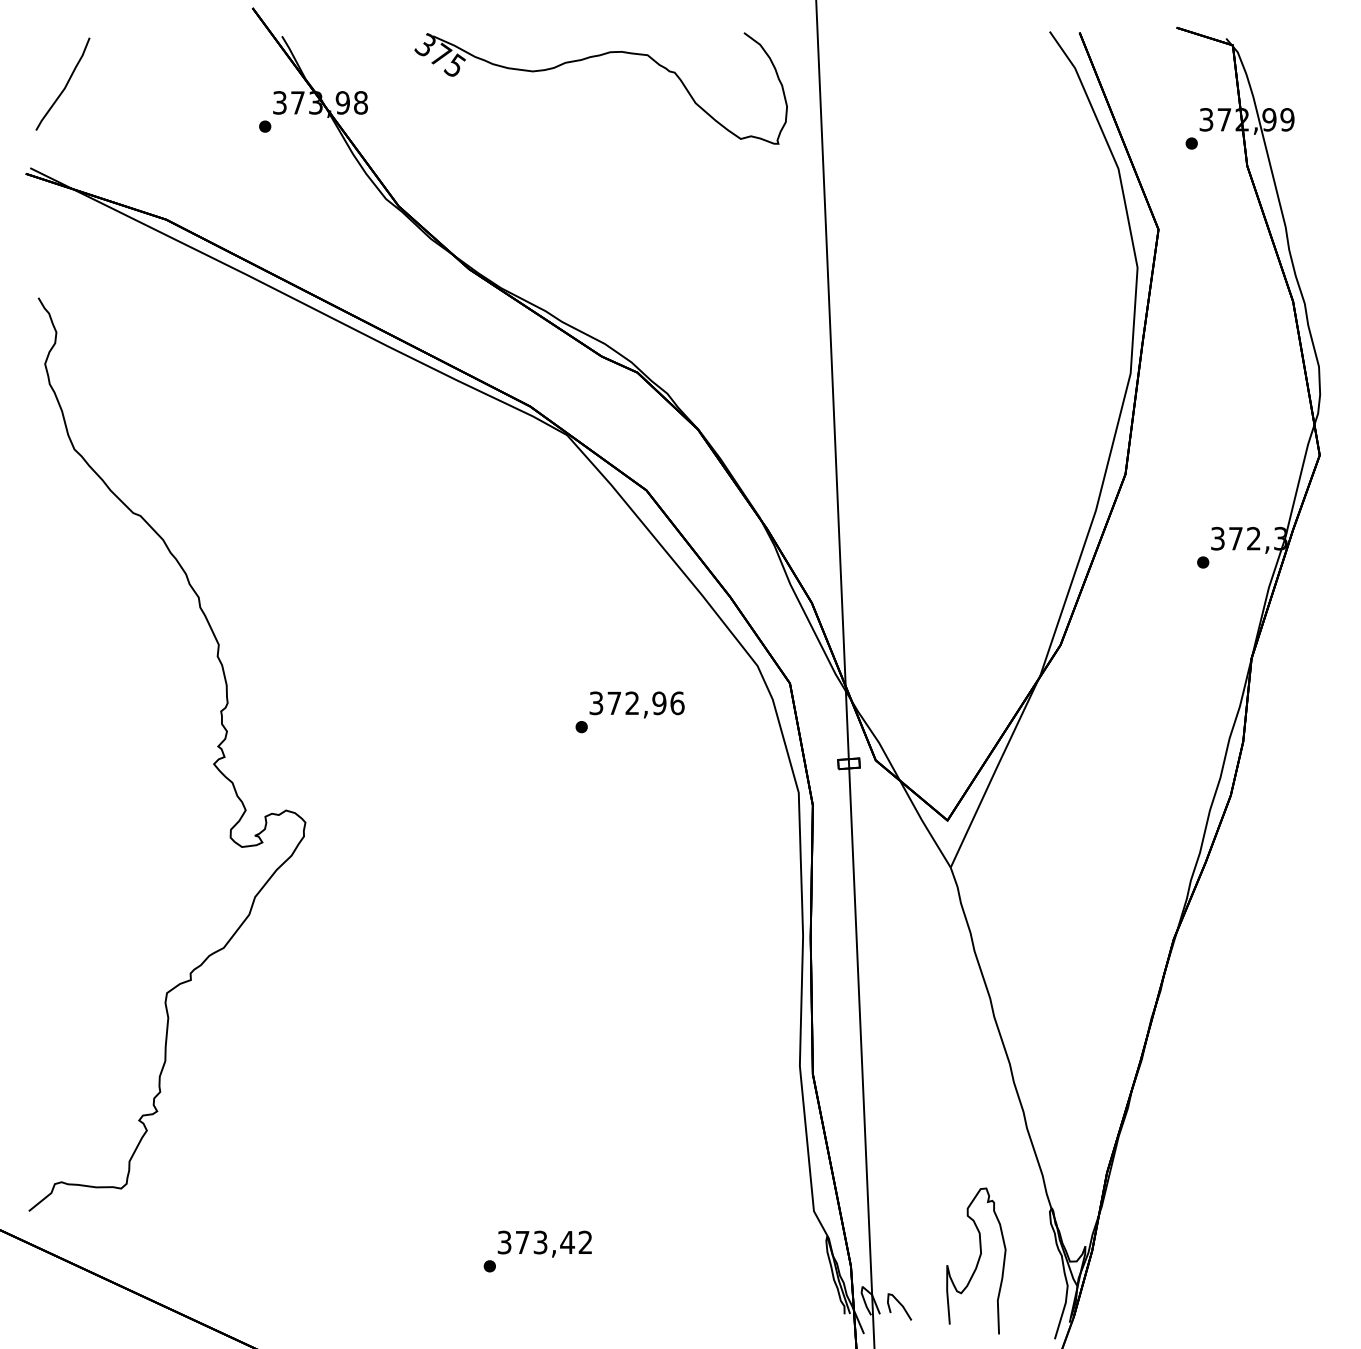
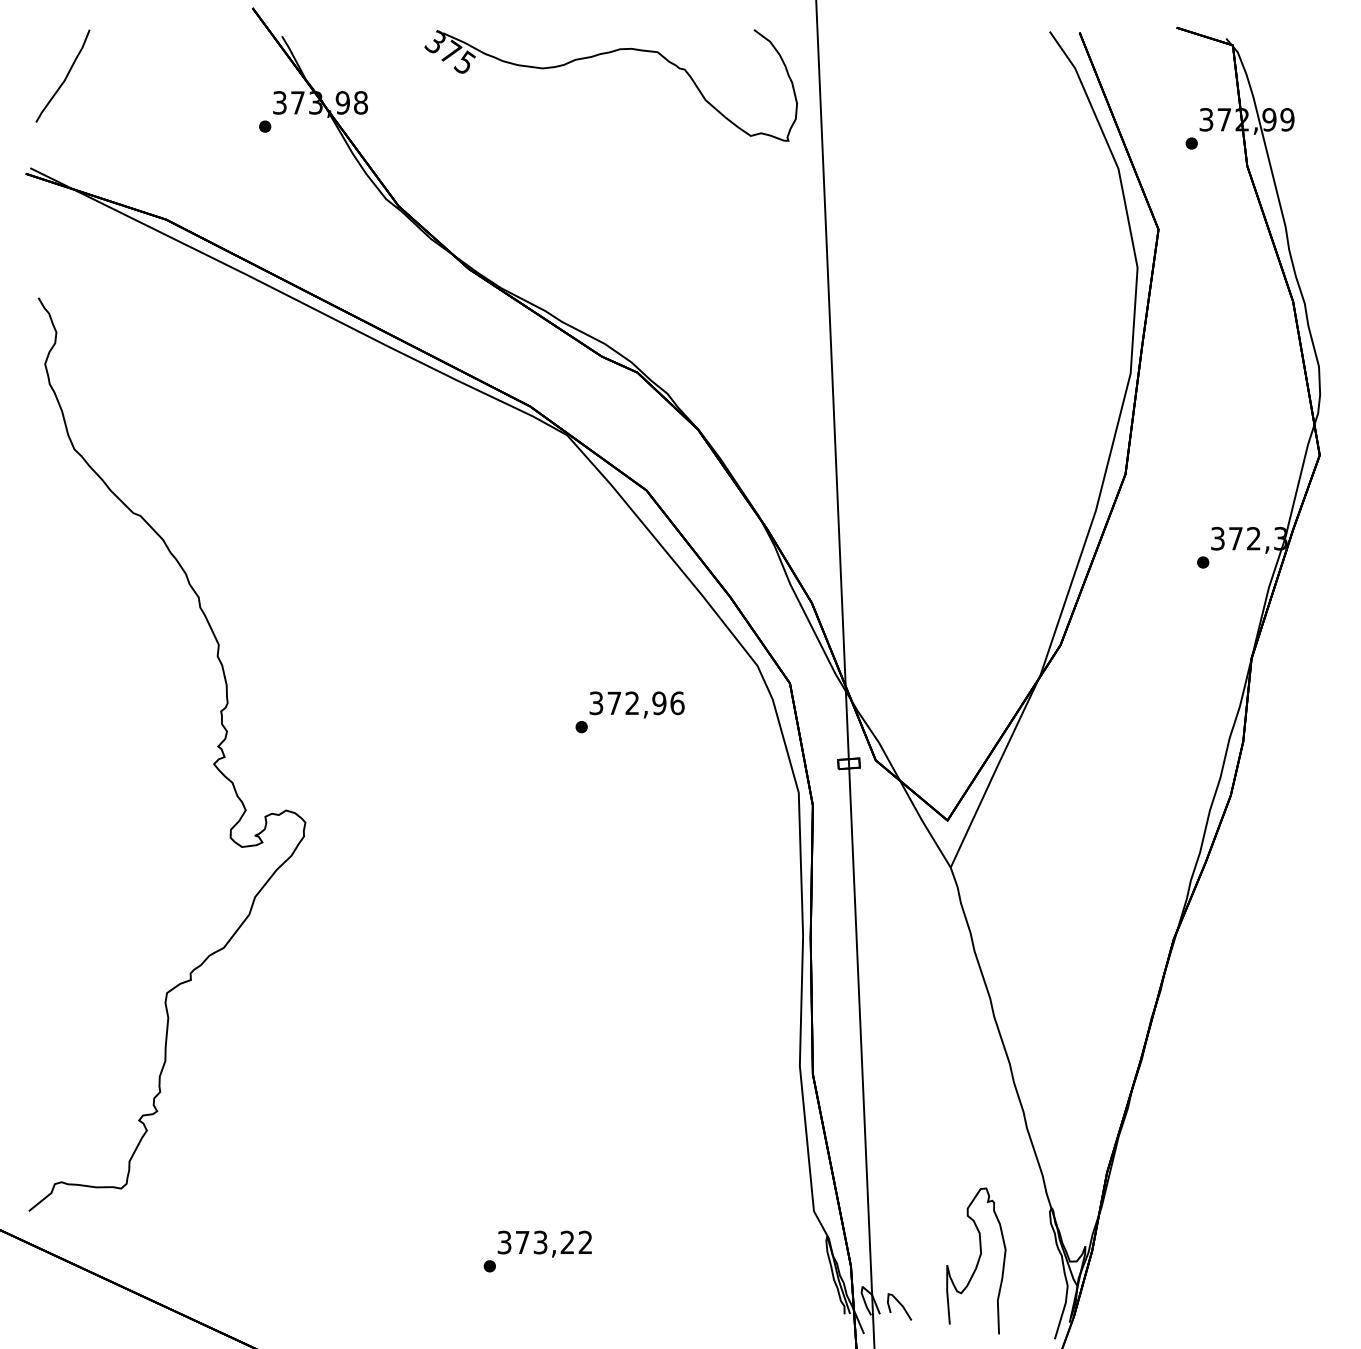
part position: (595, 57) -> (605, 54) (605, 54)
curve position: (65, 84) -> (65, 76) (65, 76)
text: 373,42 -> 373,22 (567, 1241)
